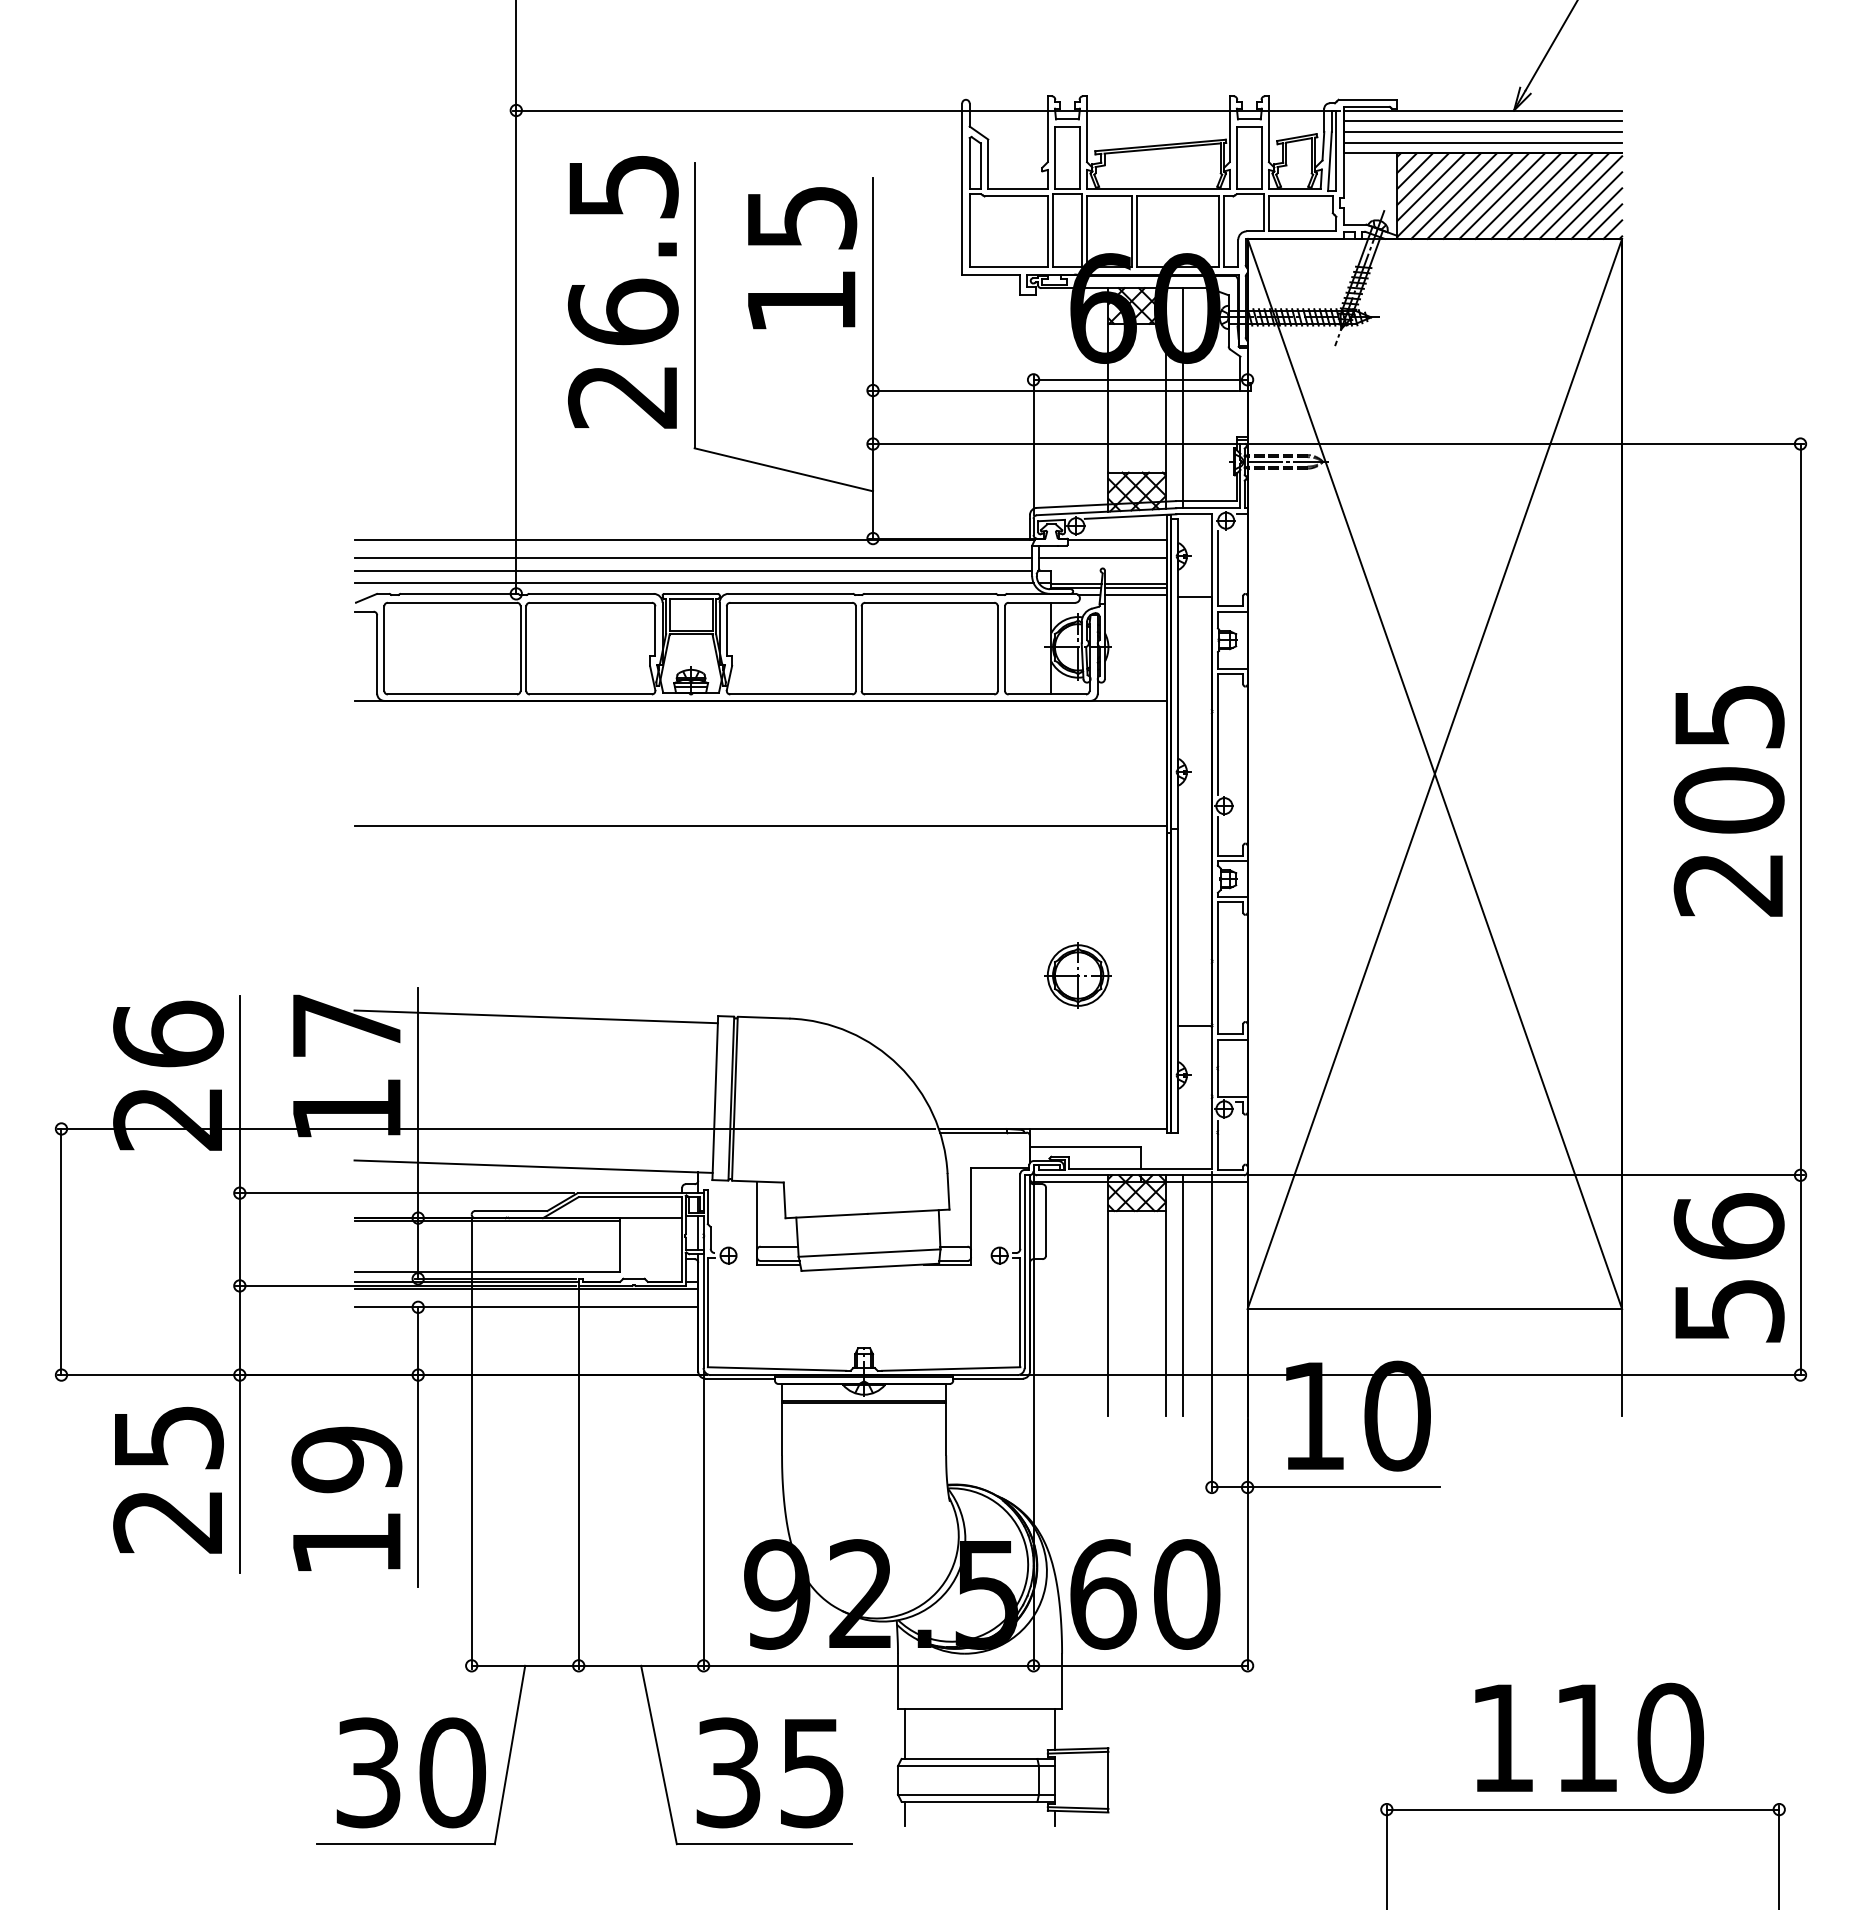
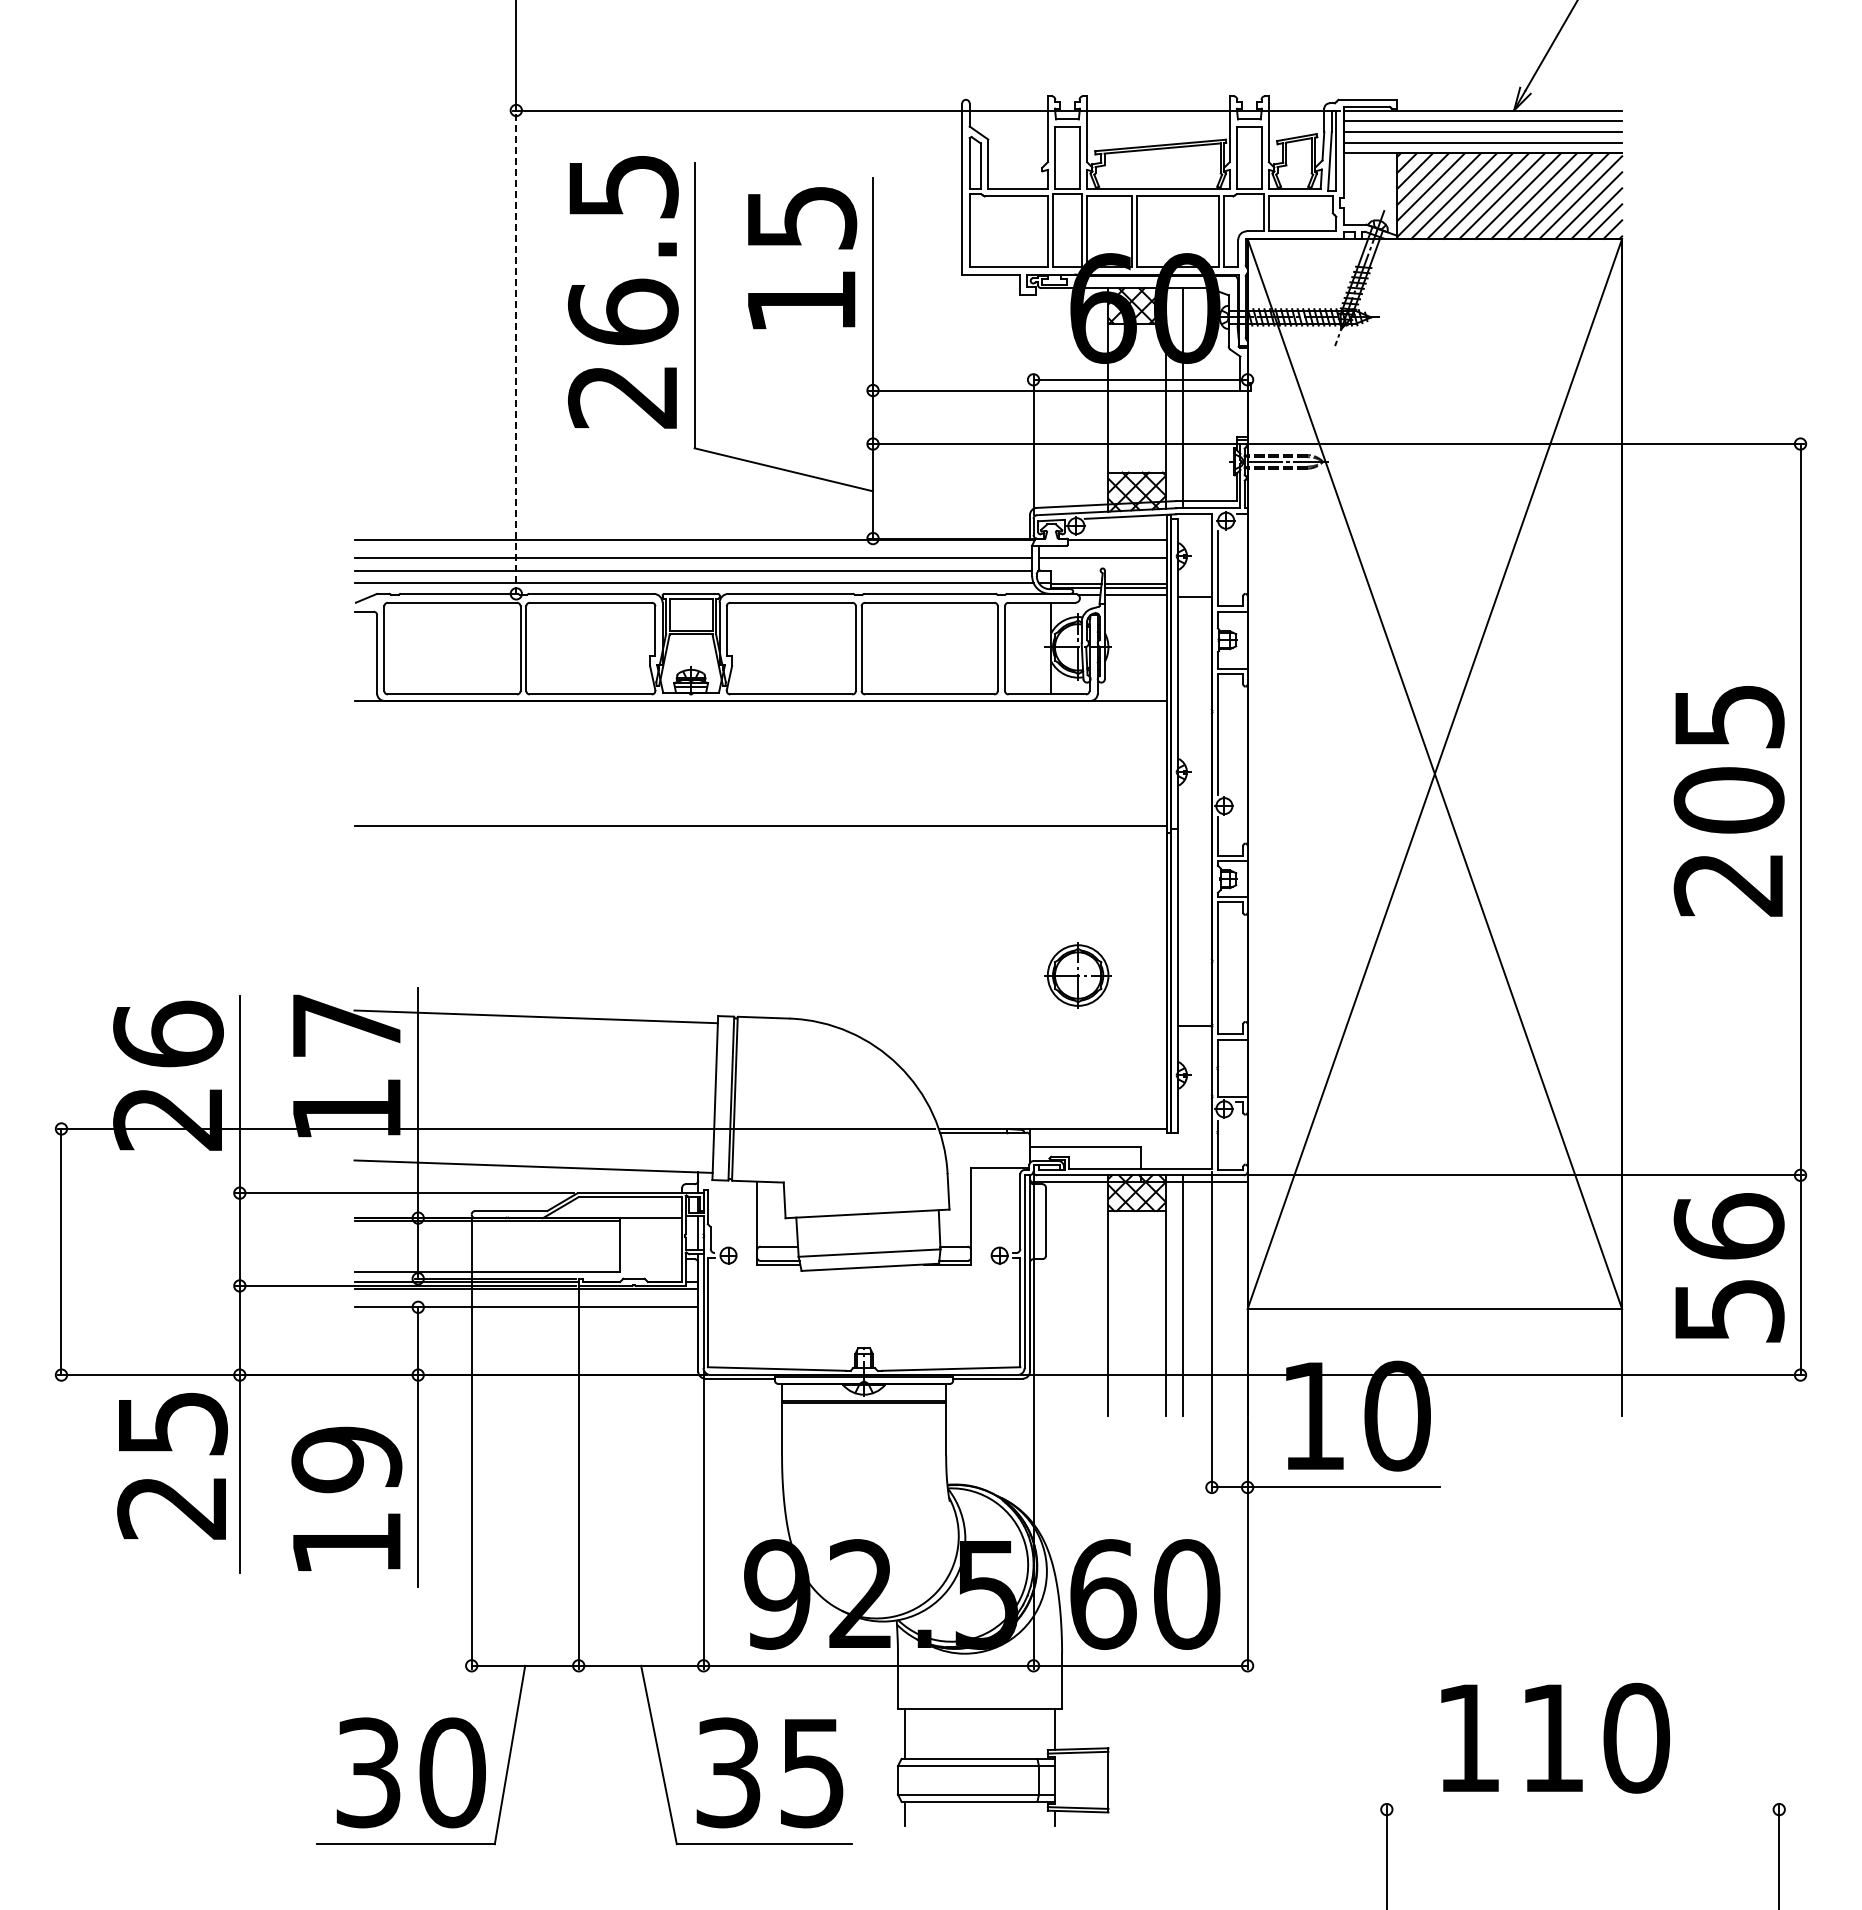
line: solid -> dashed (516, 352)
text position: (168, 1479) -> (172, 1465) (172, 1465)
text position: (1589, 1737) -> (1555, 1737) (1555, 1737)
line: present -> none (1582, 1809)
